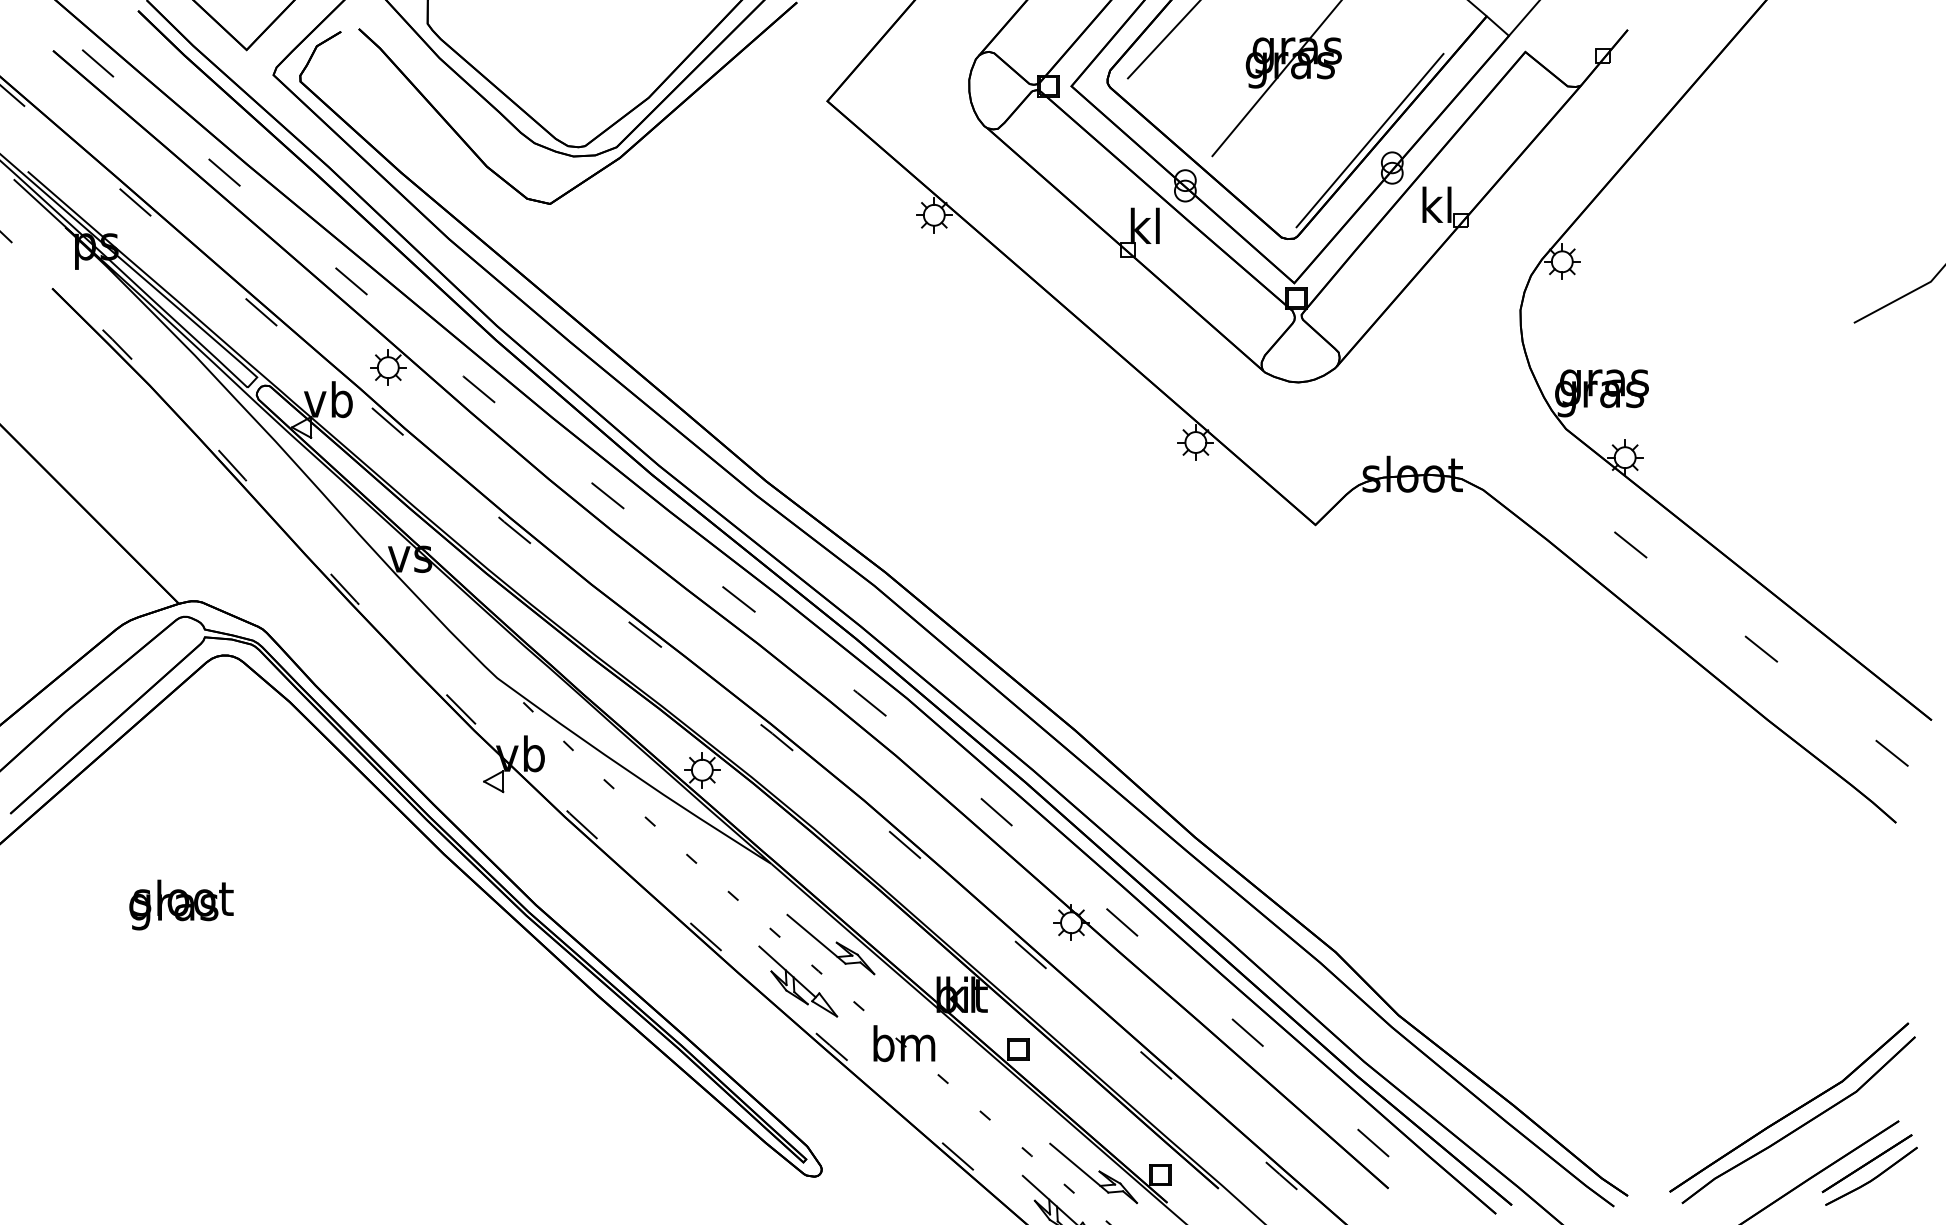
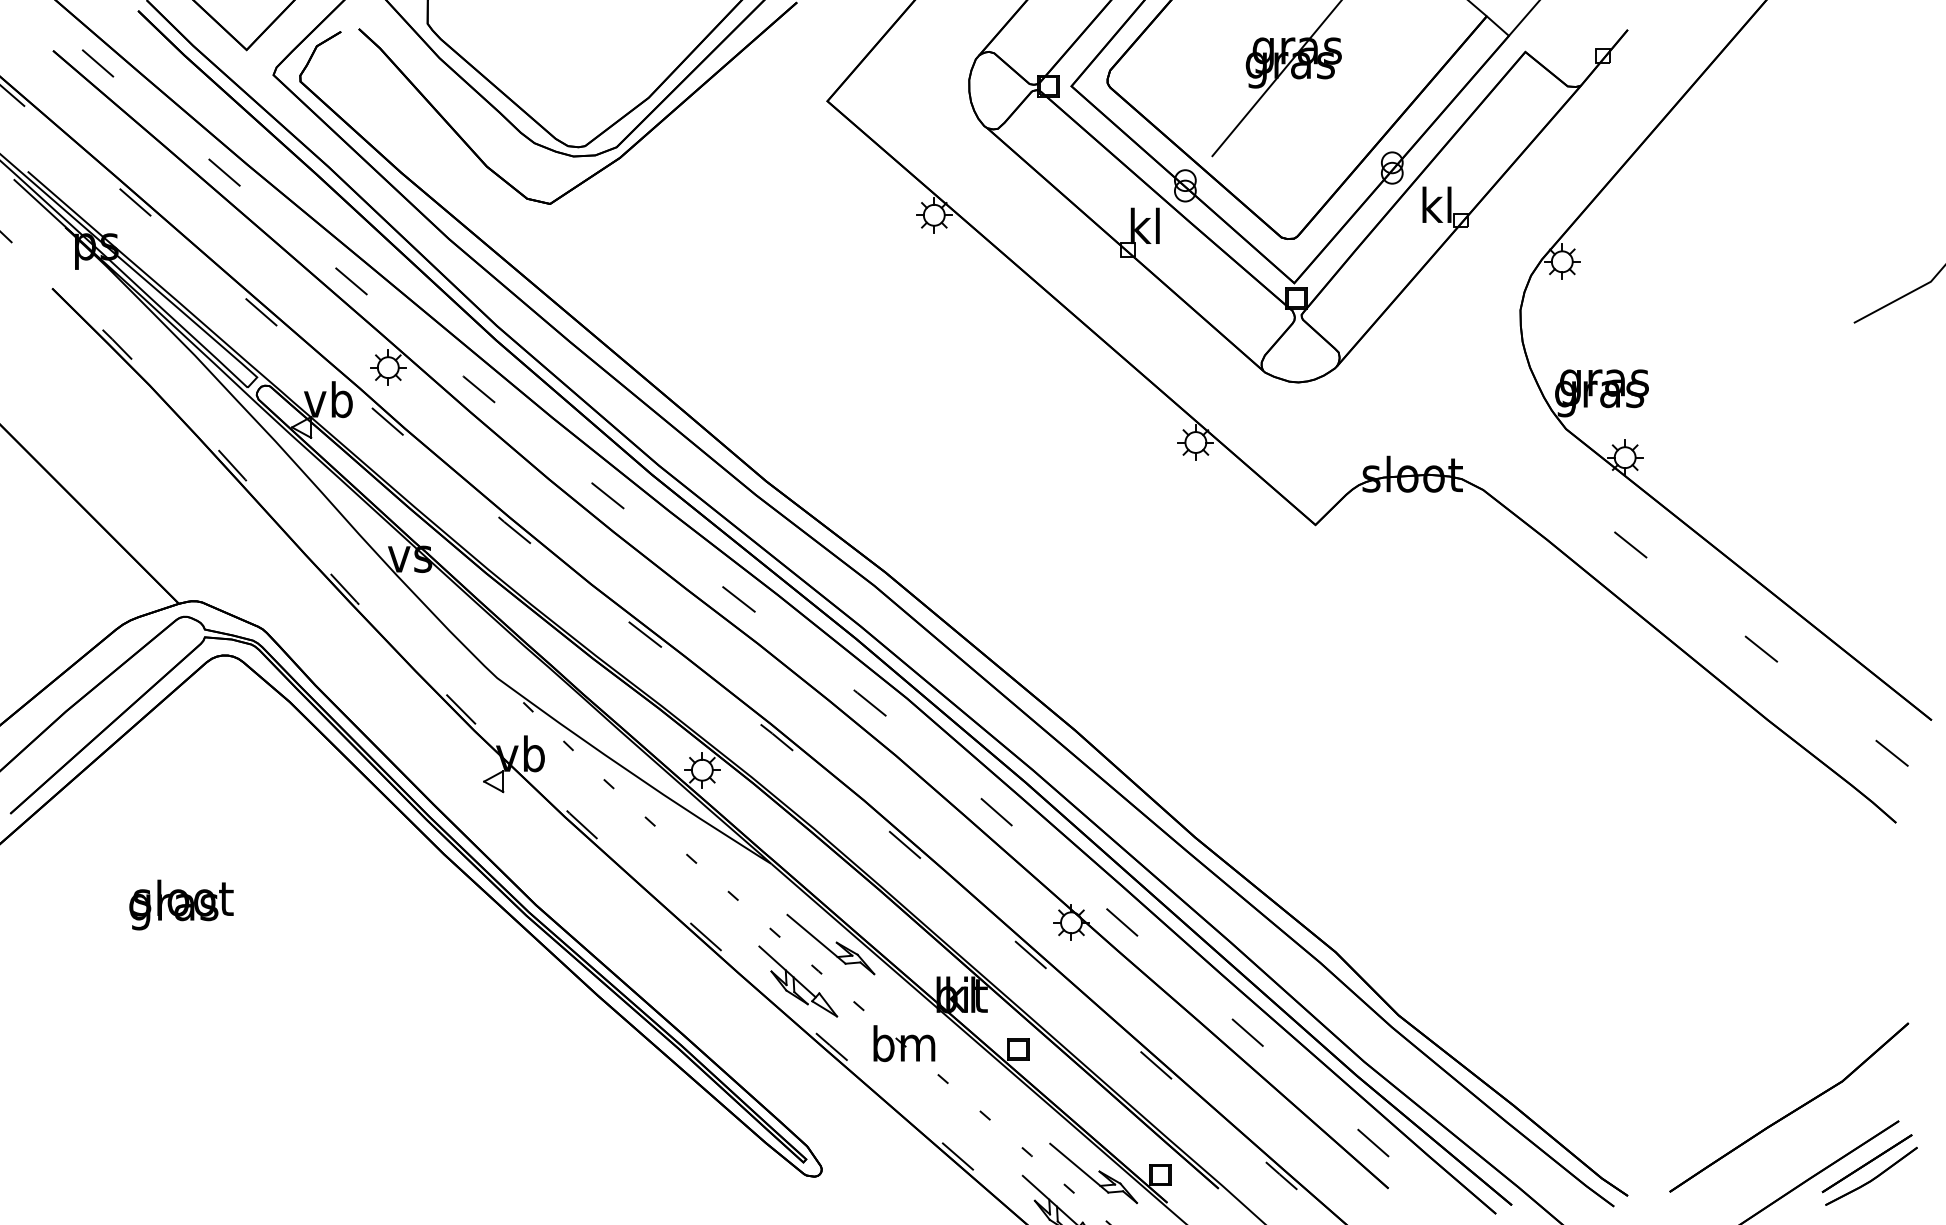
line: present -> none (1162, 40)
line: present -> none (1369, 140)
part: present -> none (1798, 1120)
